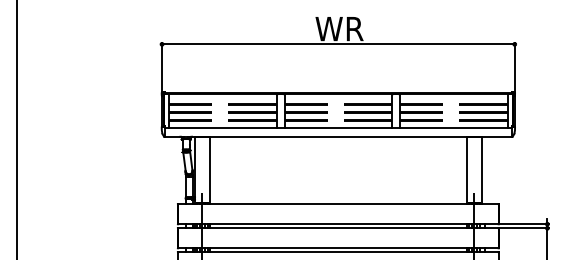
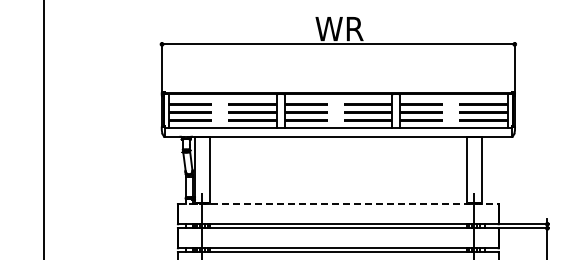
line position: (16, 129) -> (43, 129) (43, 129)
line: solid -> dashed (338, 204)
